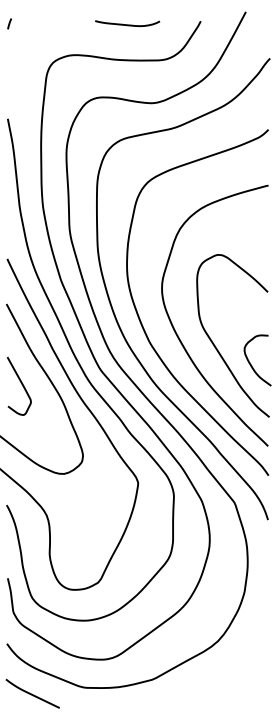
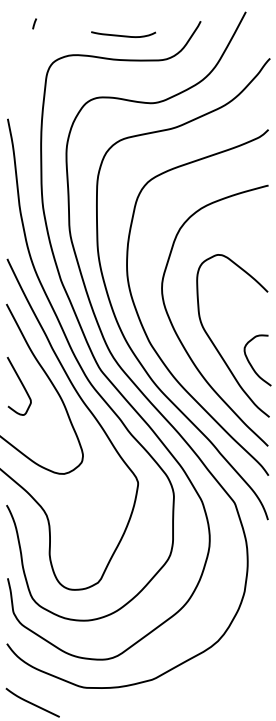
line position: (9, 23) -> (34, 23) (34, 23)
curve position: (127, 24) -> (123, 35) (123, 35)
curve position: (31, 693) -> (31, 702) (31, 702)
